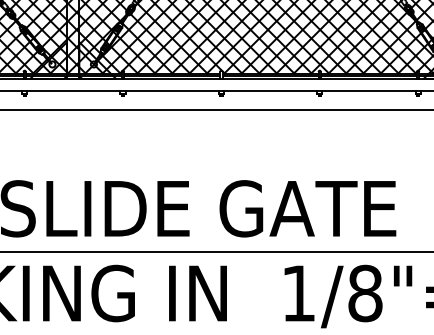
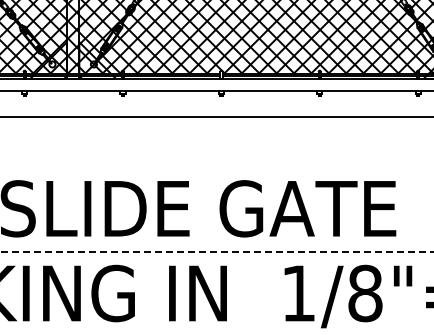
line position: (216, 110) -> (216, 117) (216, 117)
line: solid -> dashed (217, 251)
